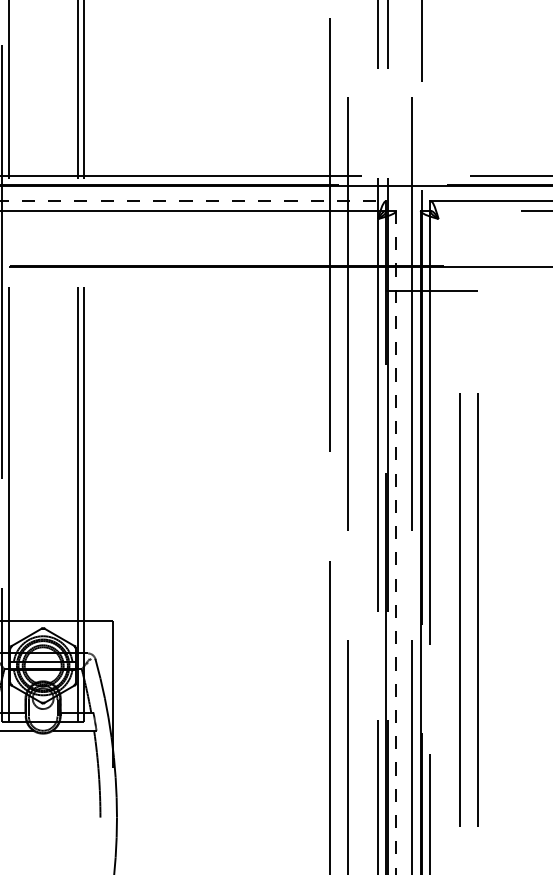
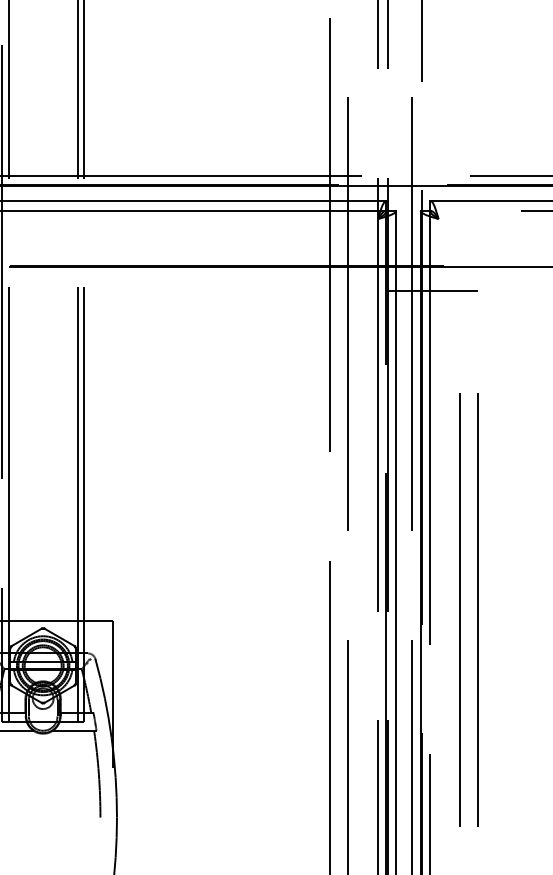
line: dashed -> solid (193, 201)
line: dashed -> solid (396, 542)
